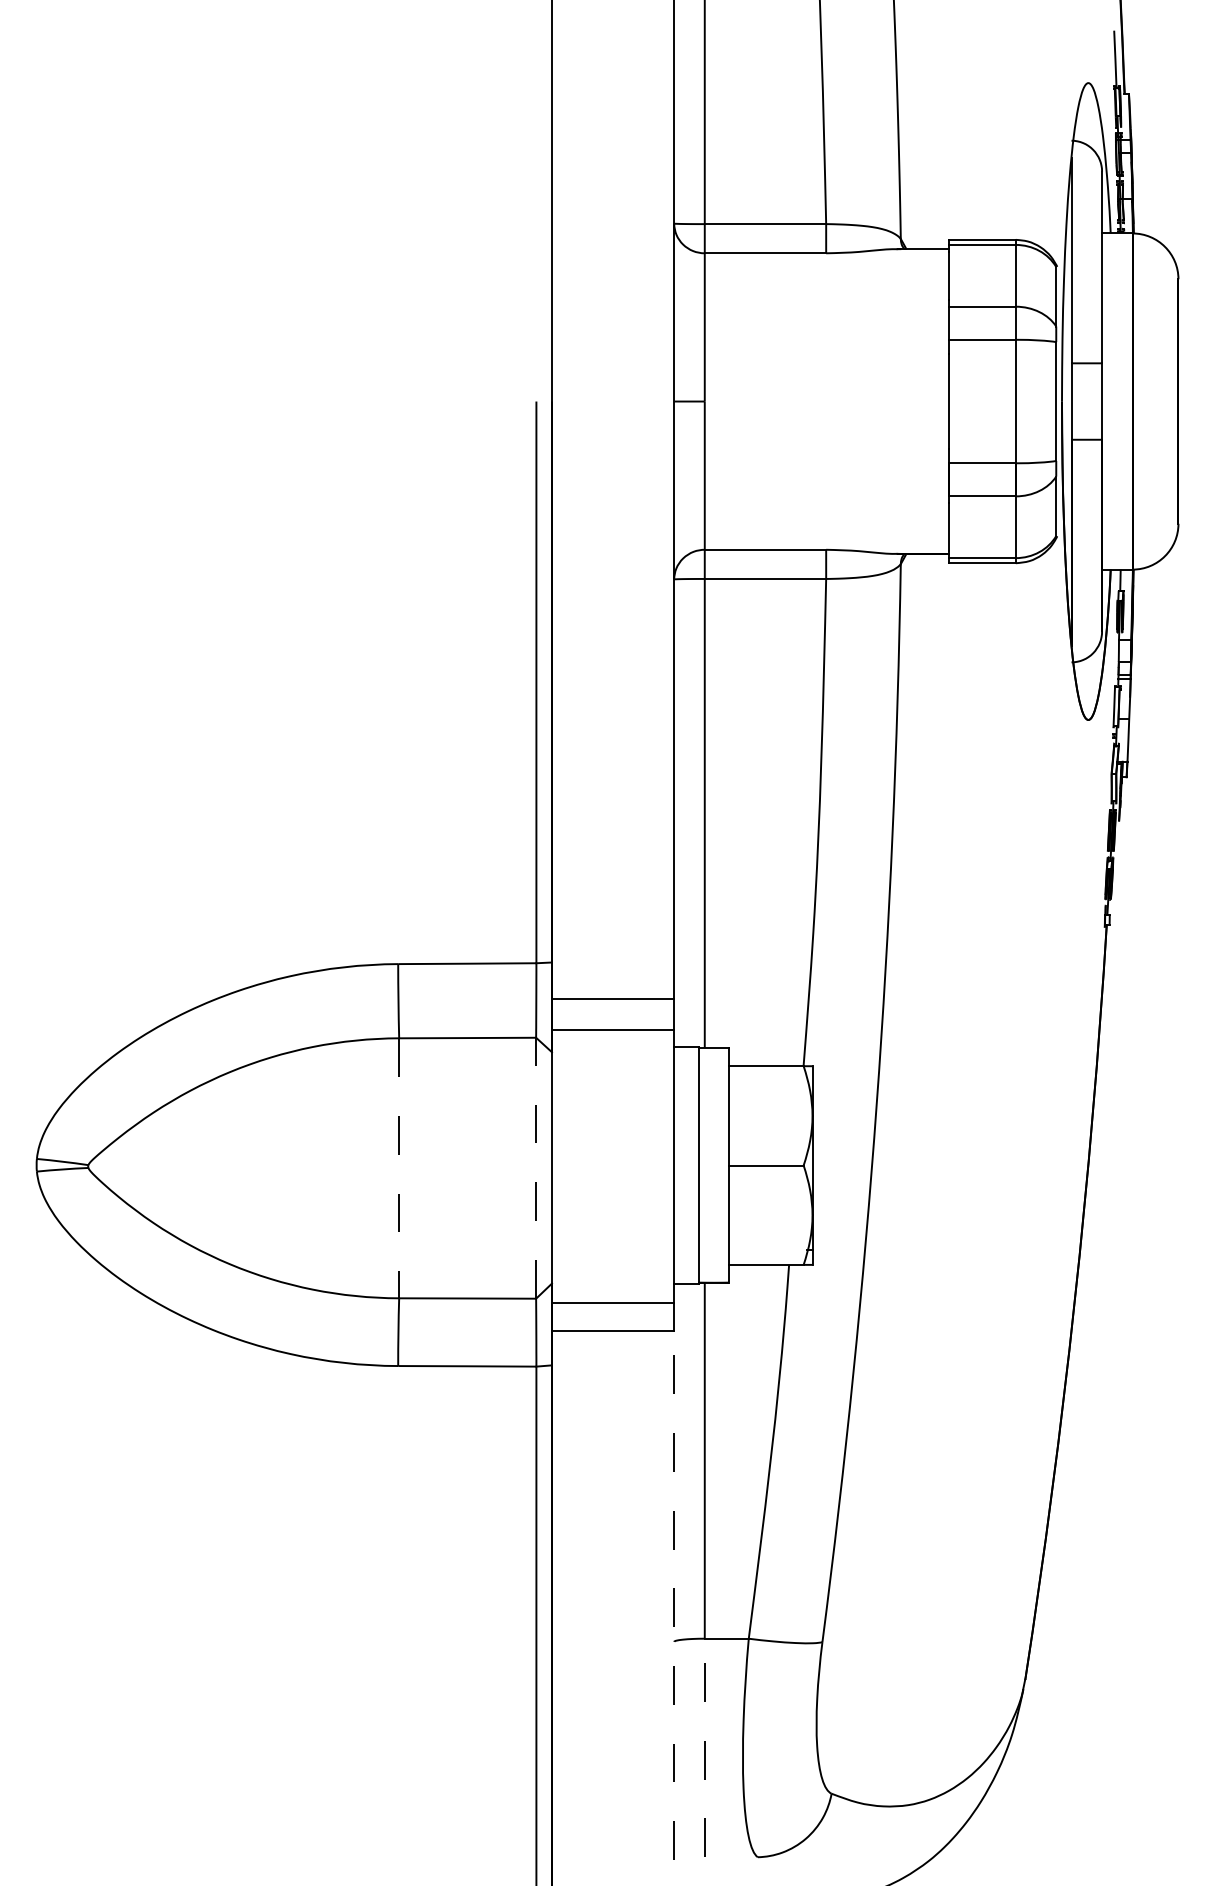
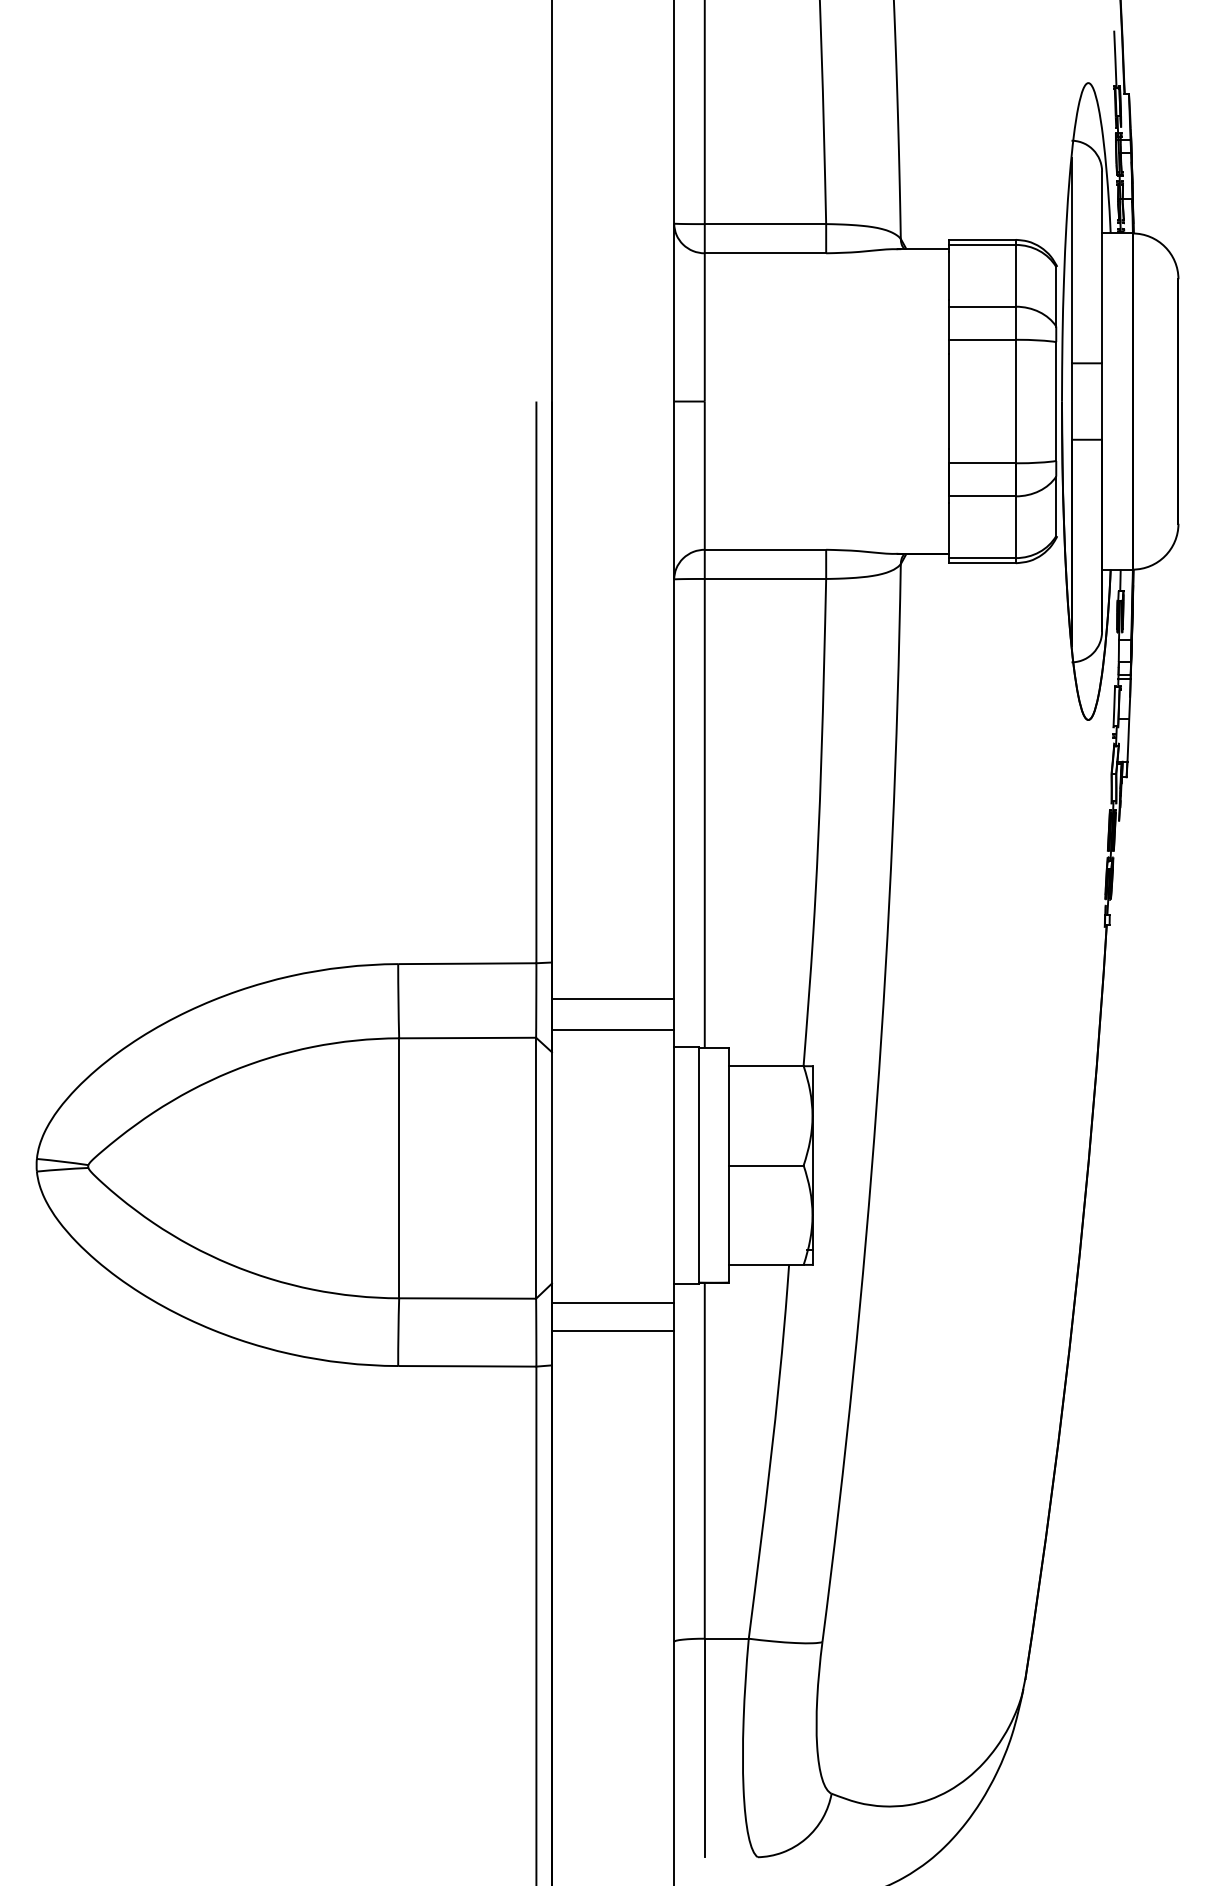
line: dashed -> solid (536, 1167)
line: dashed -> solid (399, 1168)
line: dashed -> solid (674, 1607)
line: dashed -> solid (704, 1747)
